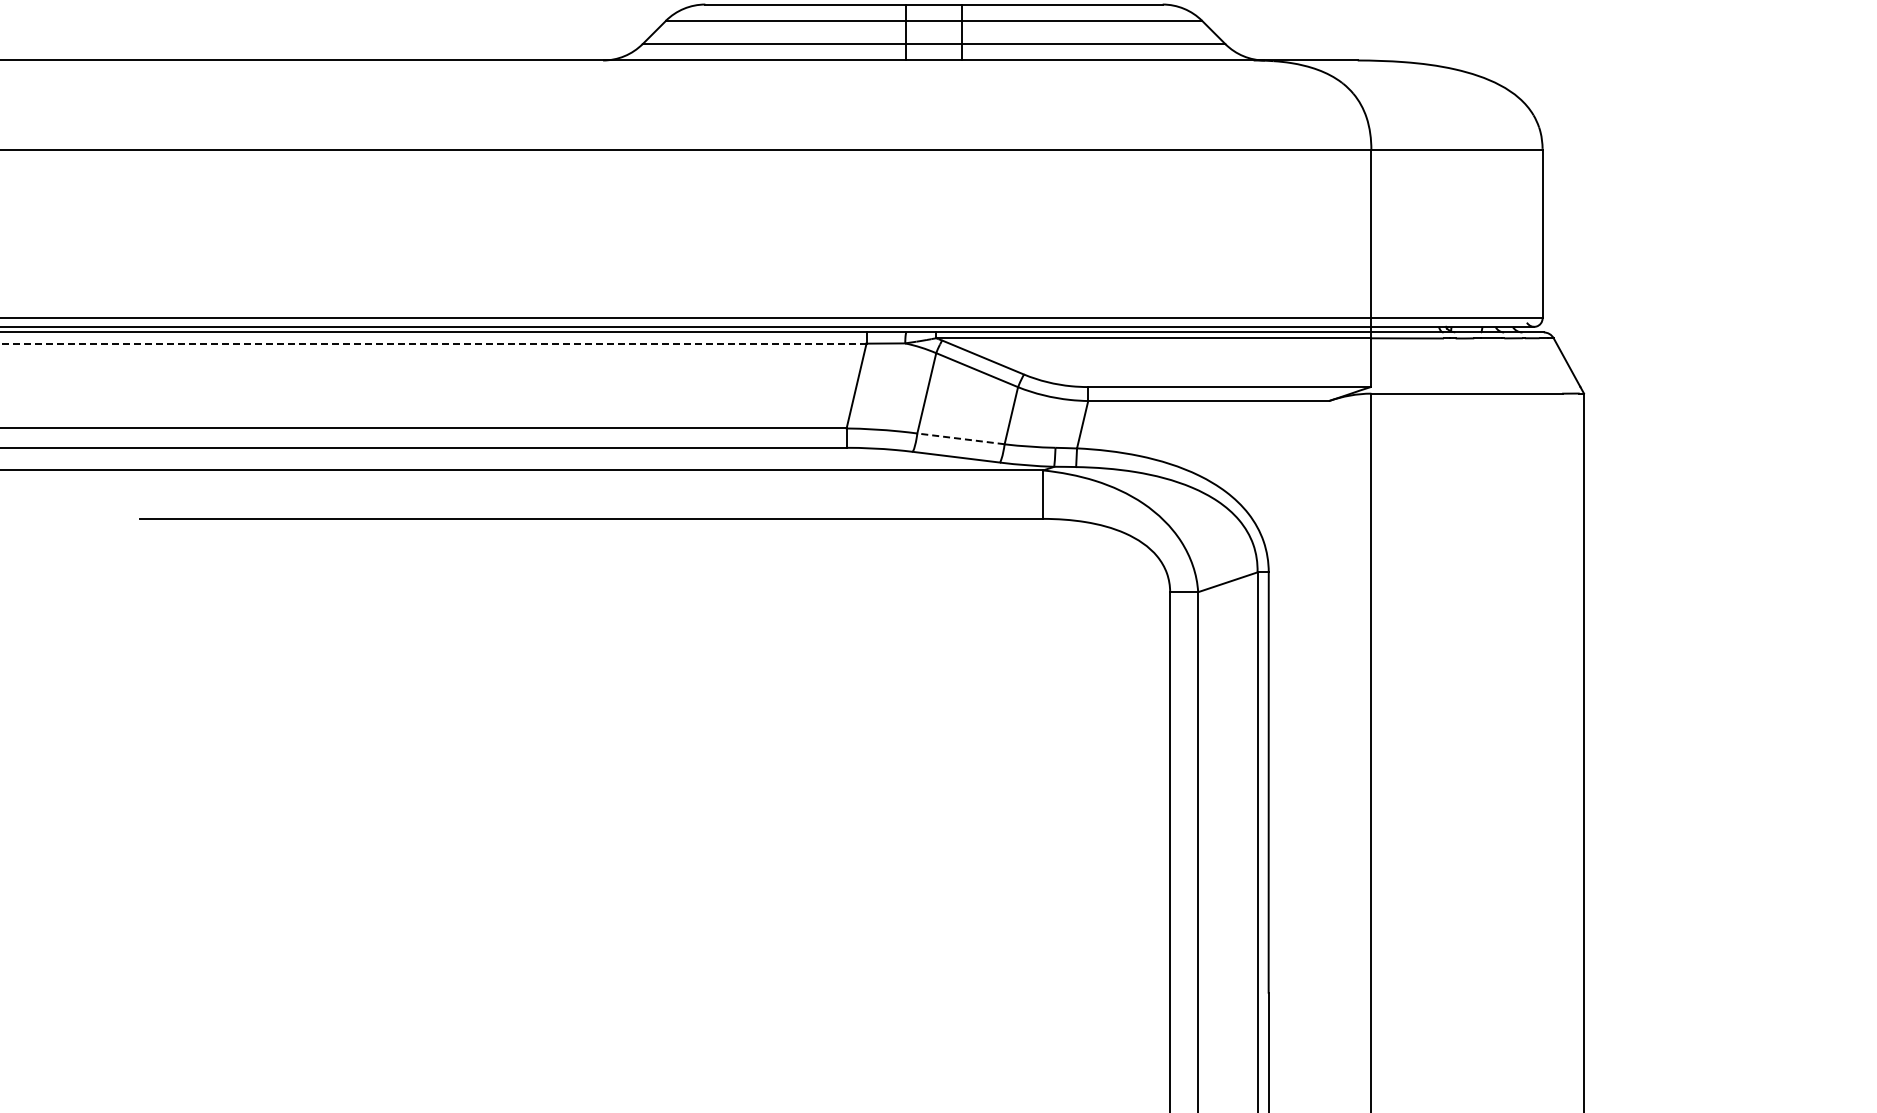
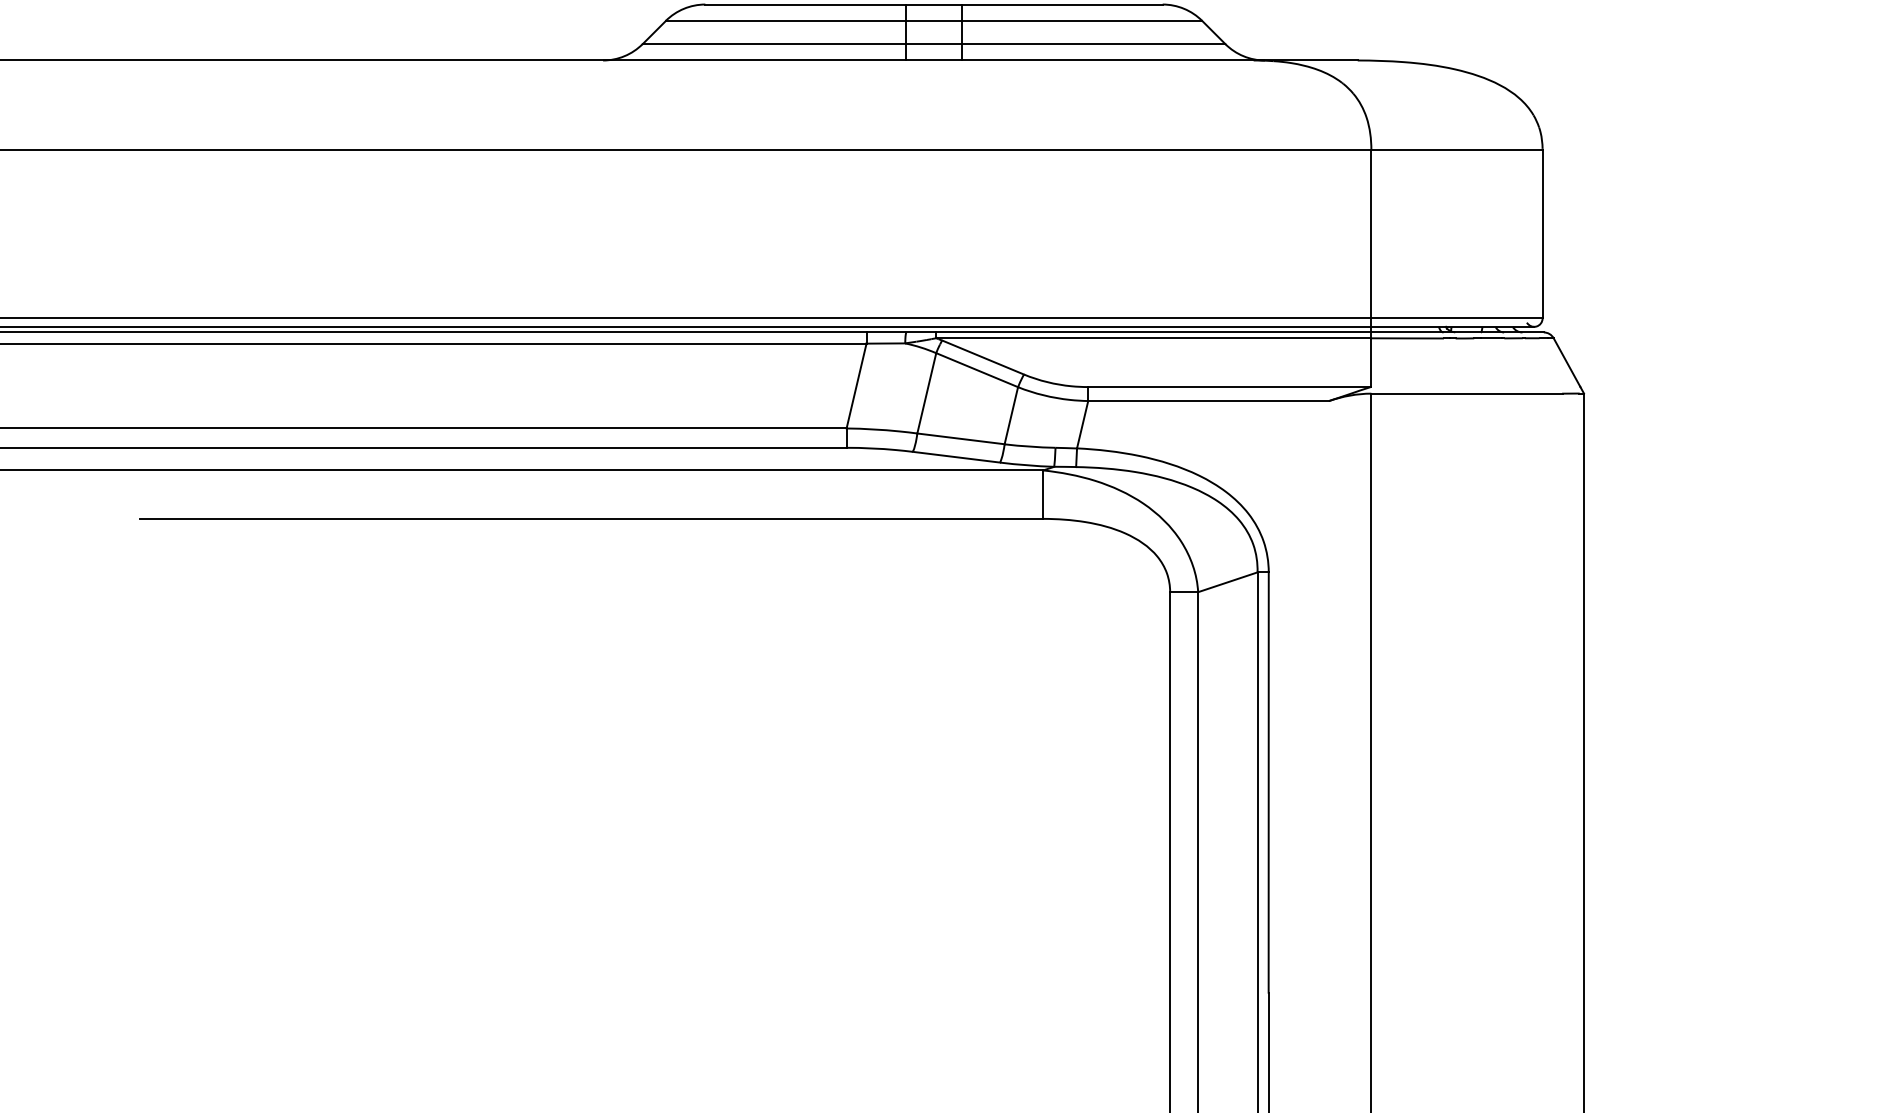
line: dashed -> solid (433, 343)
line: dashed -> solid (961, 438)
